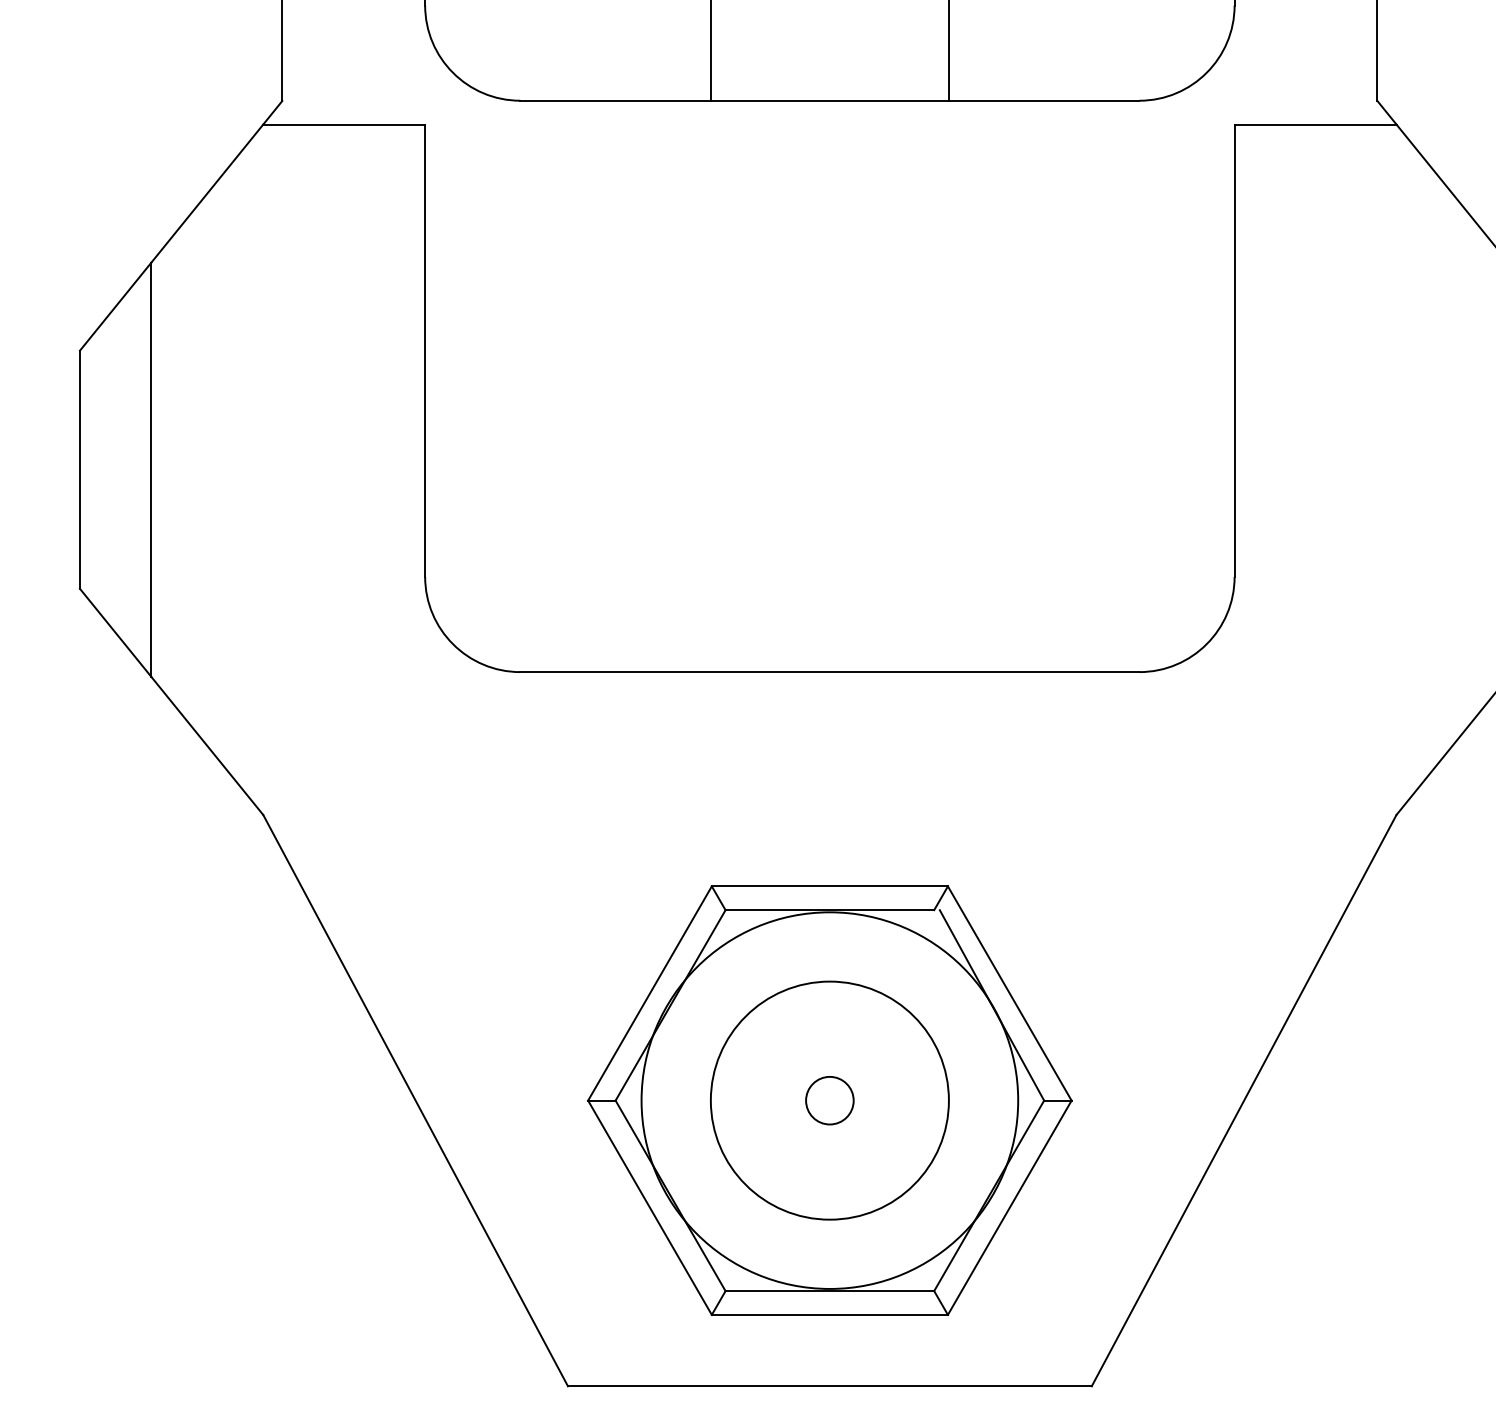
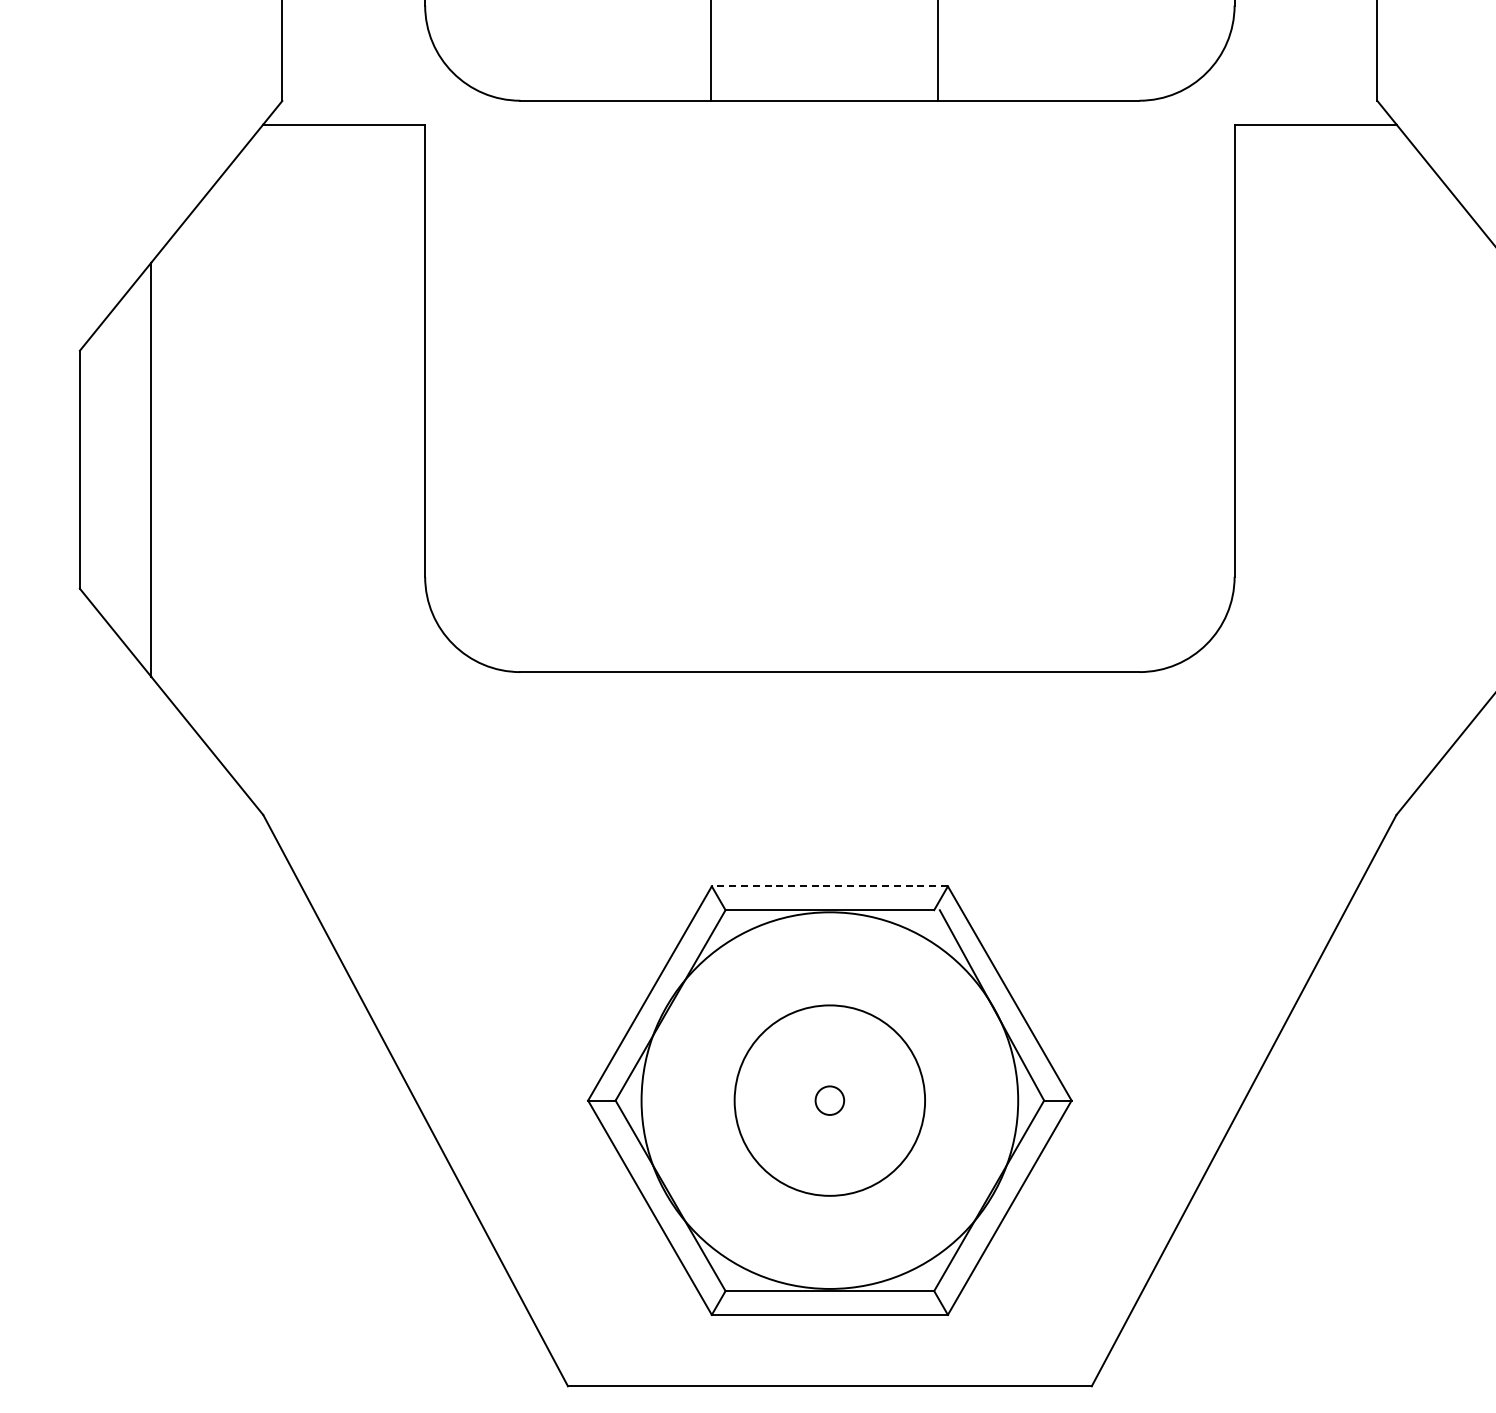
line position: (948, 51) -> (937, 51) (937, 51)
line: solid -> dashed (829, 886)
circle diameter: 238 px -> 190 px (829, 1100)
circle diameter: 48 px -> 29 px (829, 1100)
